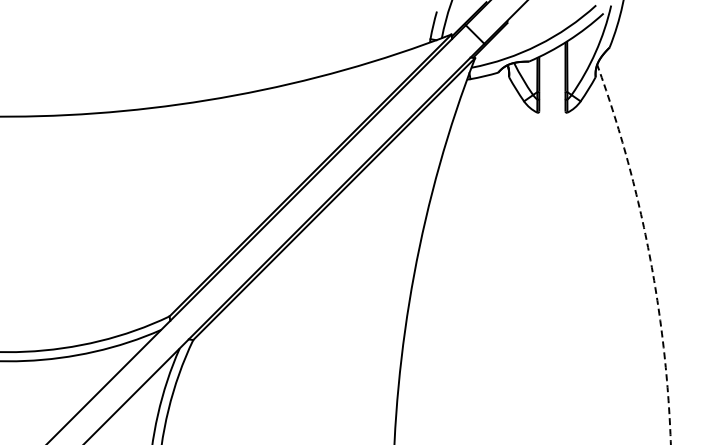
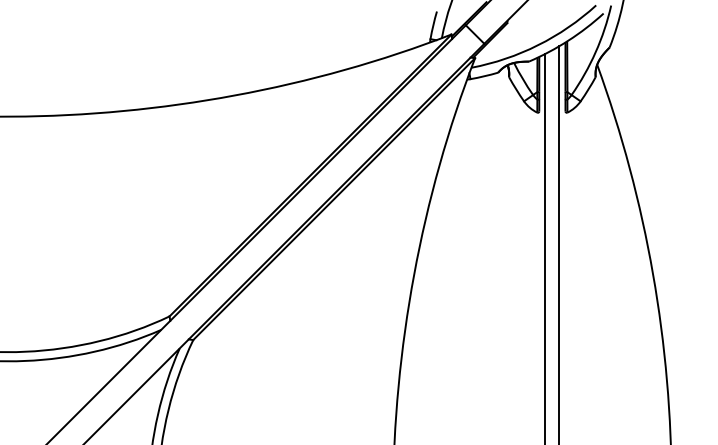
line: none -> present (559, 243)
line: none -> present (545, 247)
arc: dashed -> solid (648, 248)
